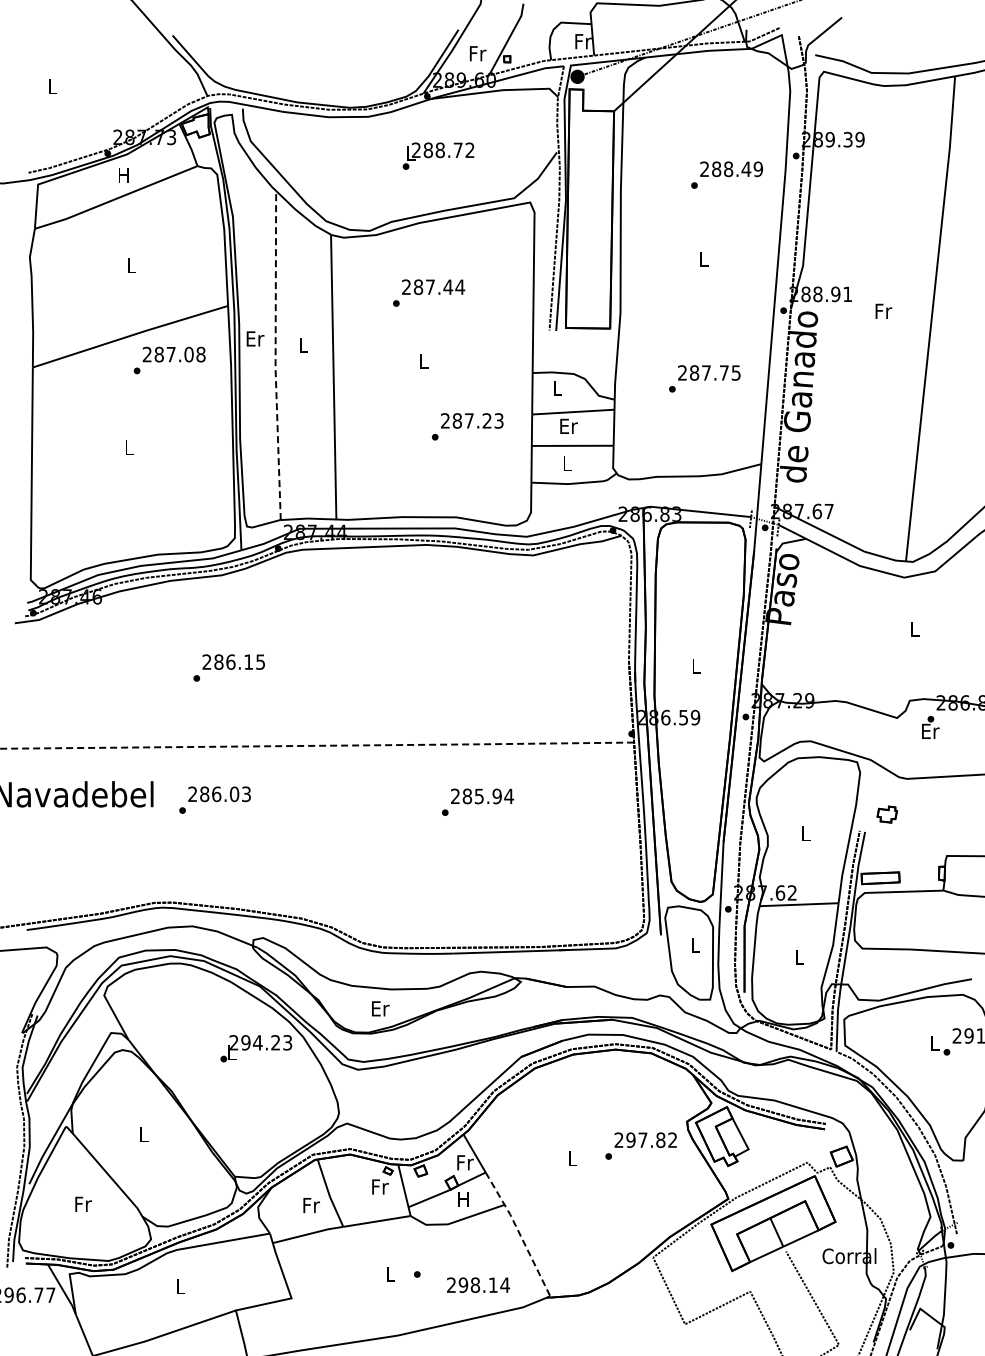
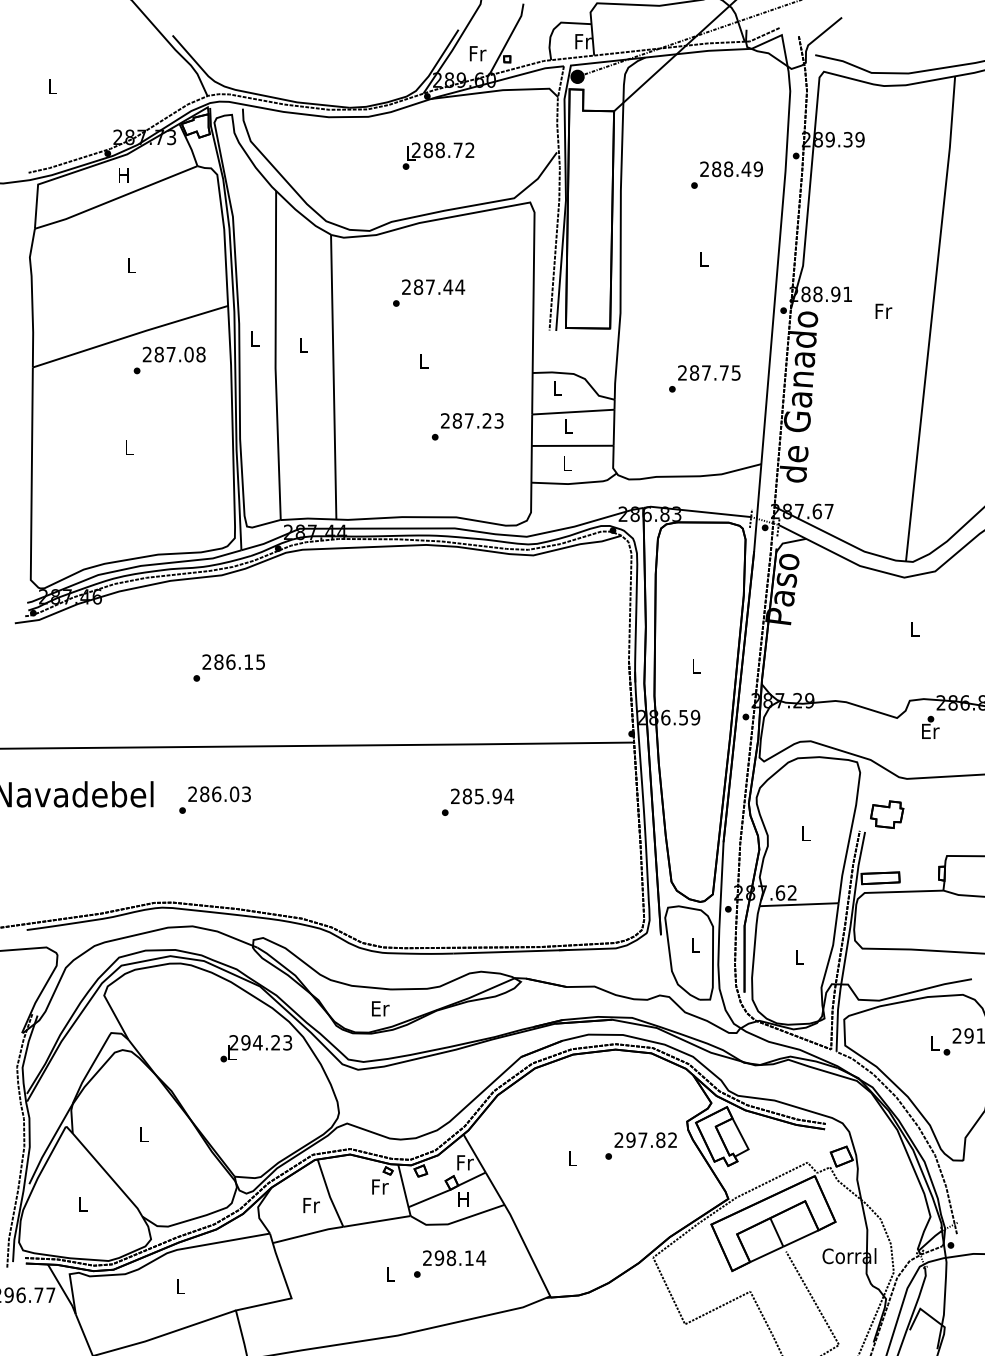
text: Er -> L (255, 338)
line: dashed -> solid (275, 355)
text: Er -> L (568, 425)
line: dashed -> solid (317, 745)
part size: 22x19 px -> 35x29 px (887, 814)
text: Fr -> L (83, 1203)
line: dashed -> solid (519, 1234)
text position: (478, 1284) -> (454, 1257) (454, 1257)
